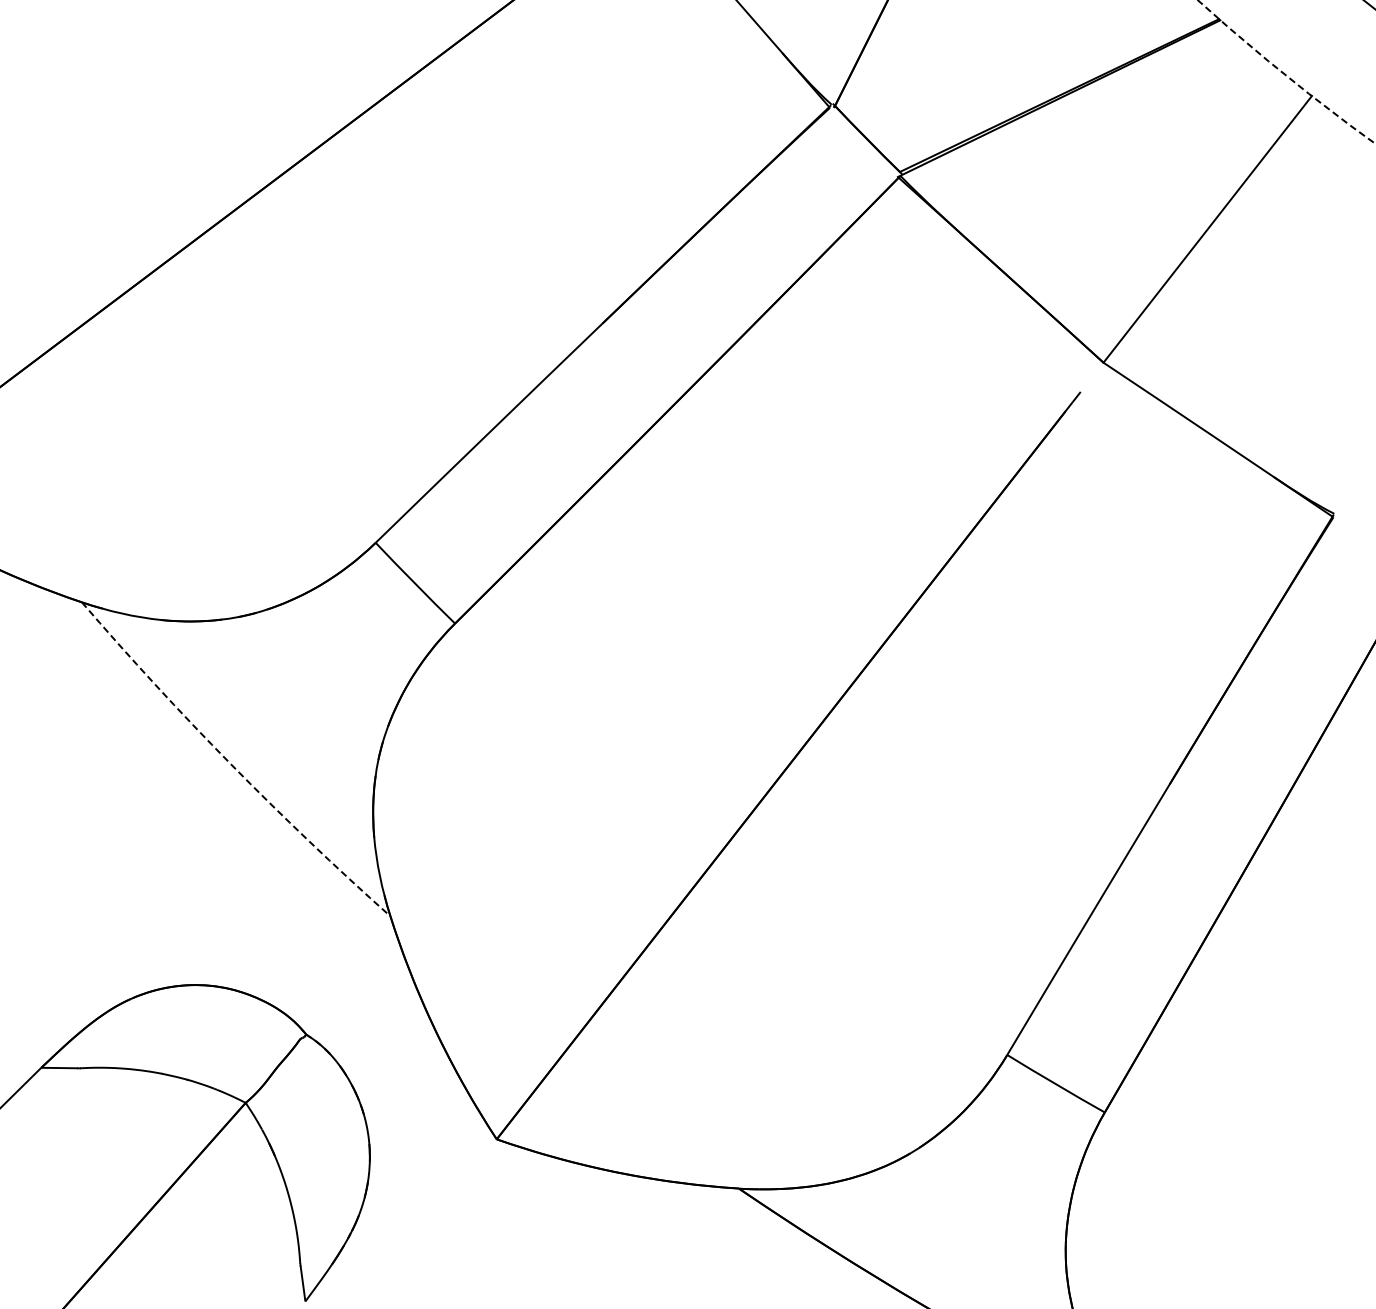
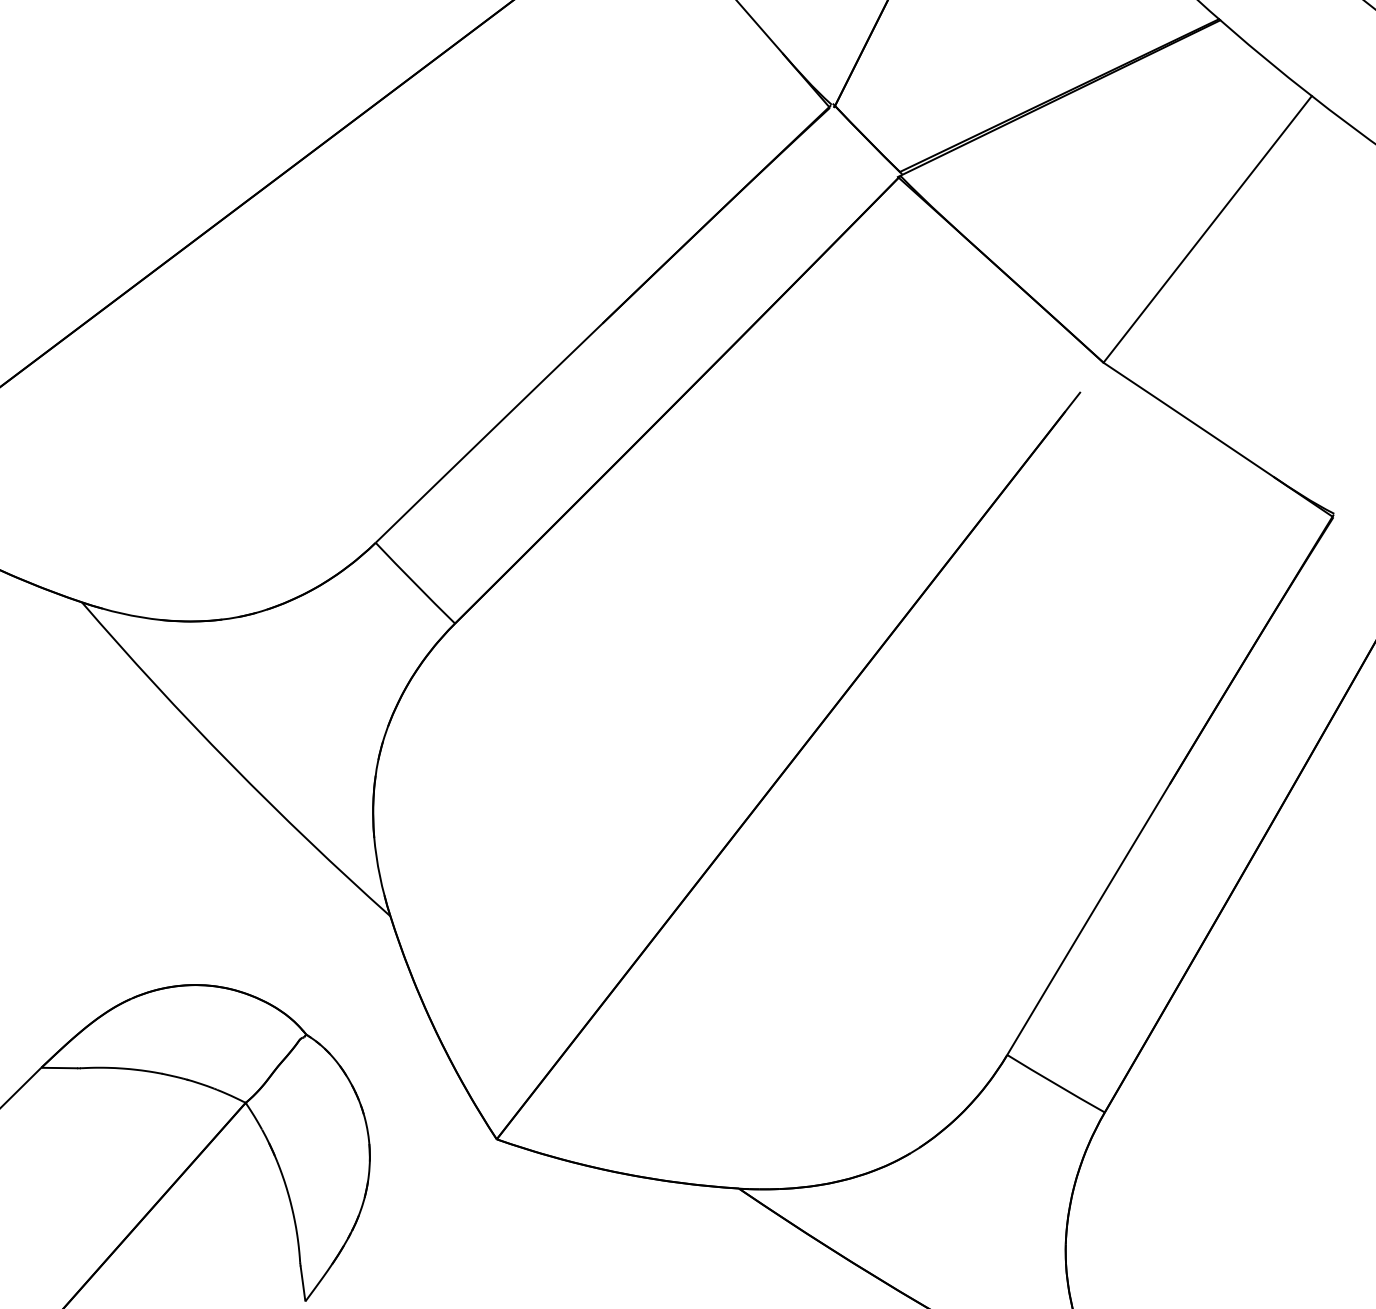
circle: dashed -> solid (1286, 72)
arc: dashed -> solid (231, 764)
